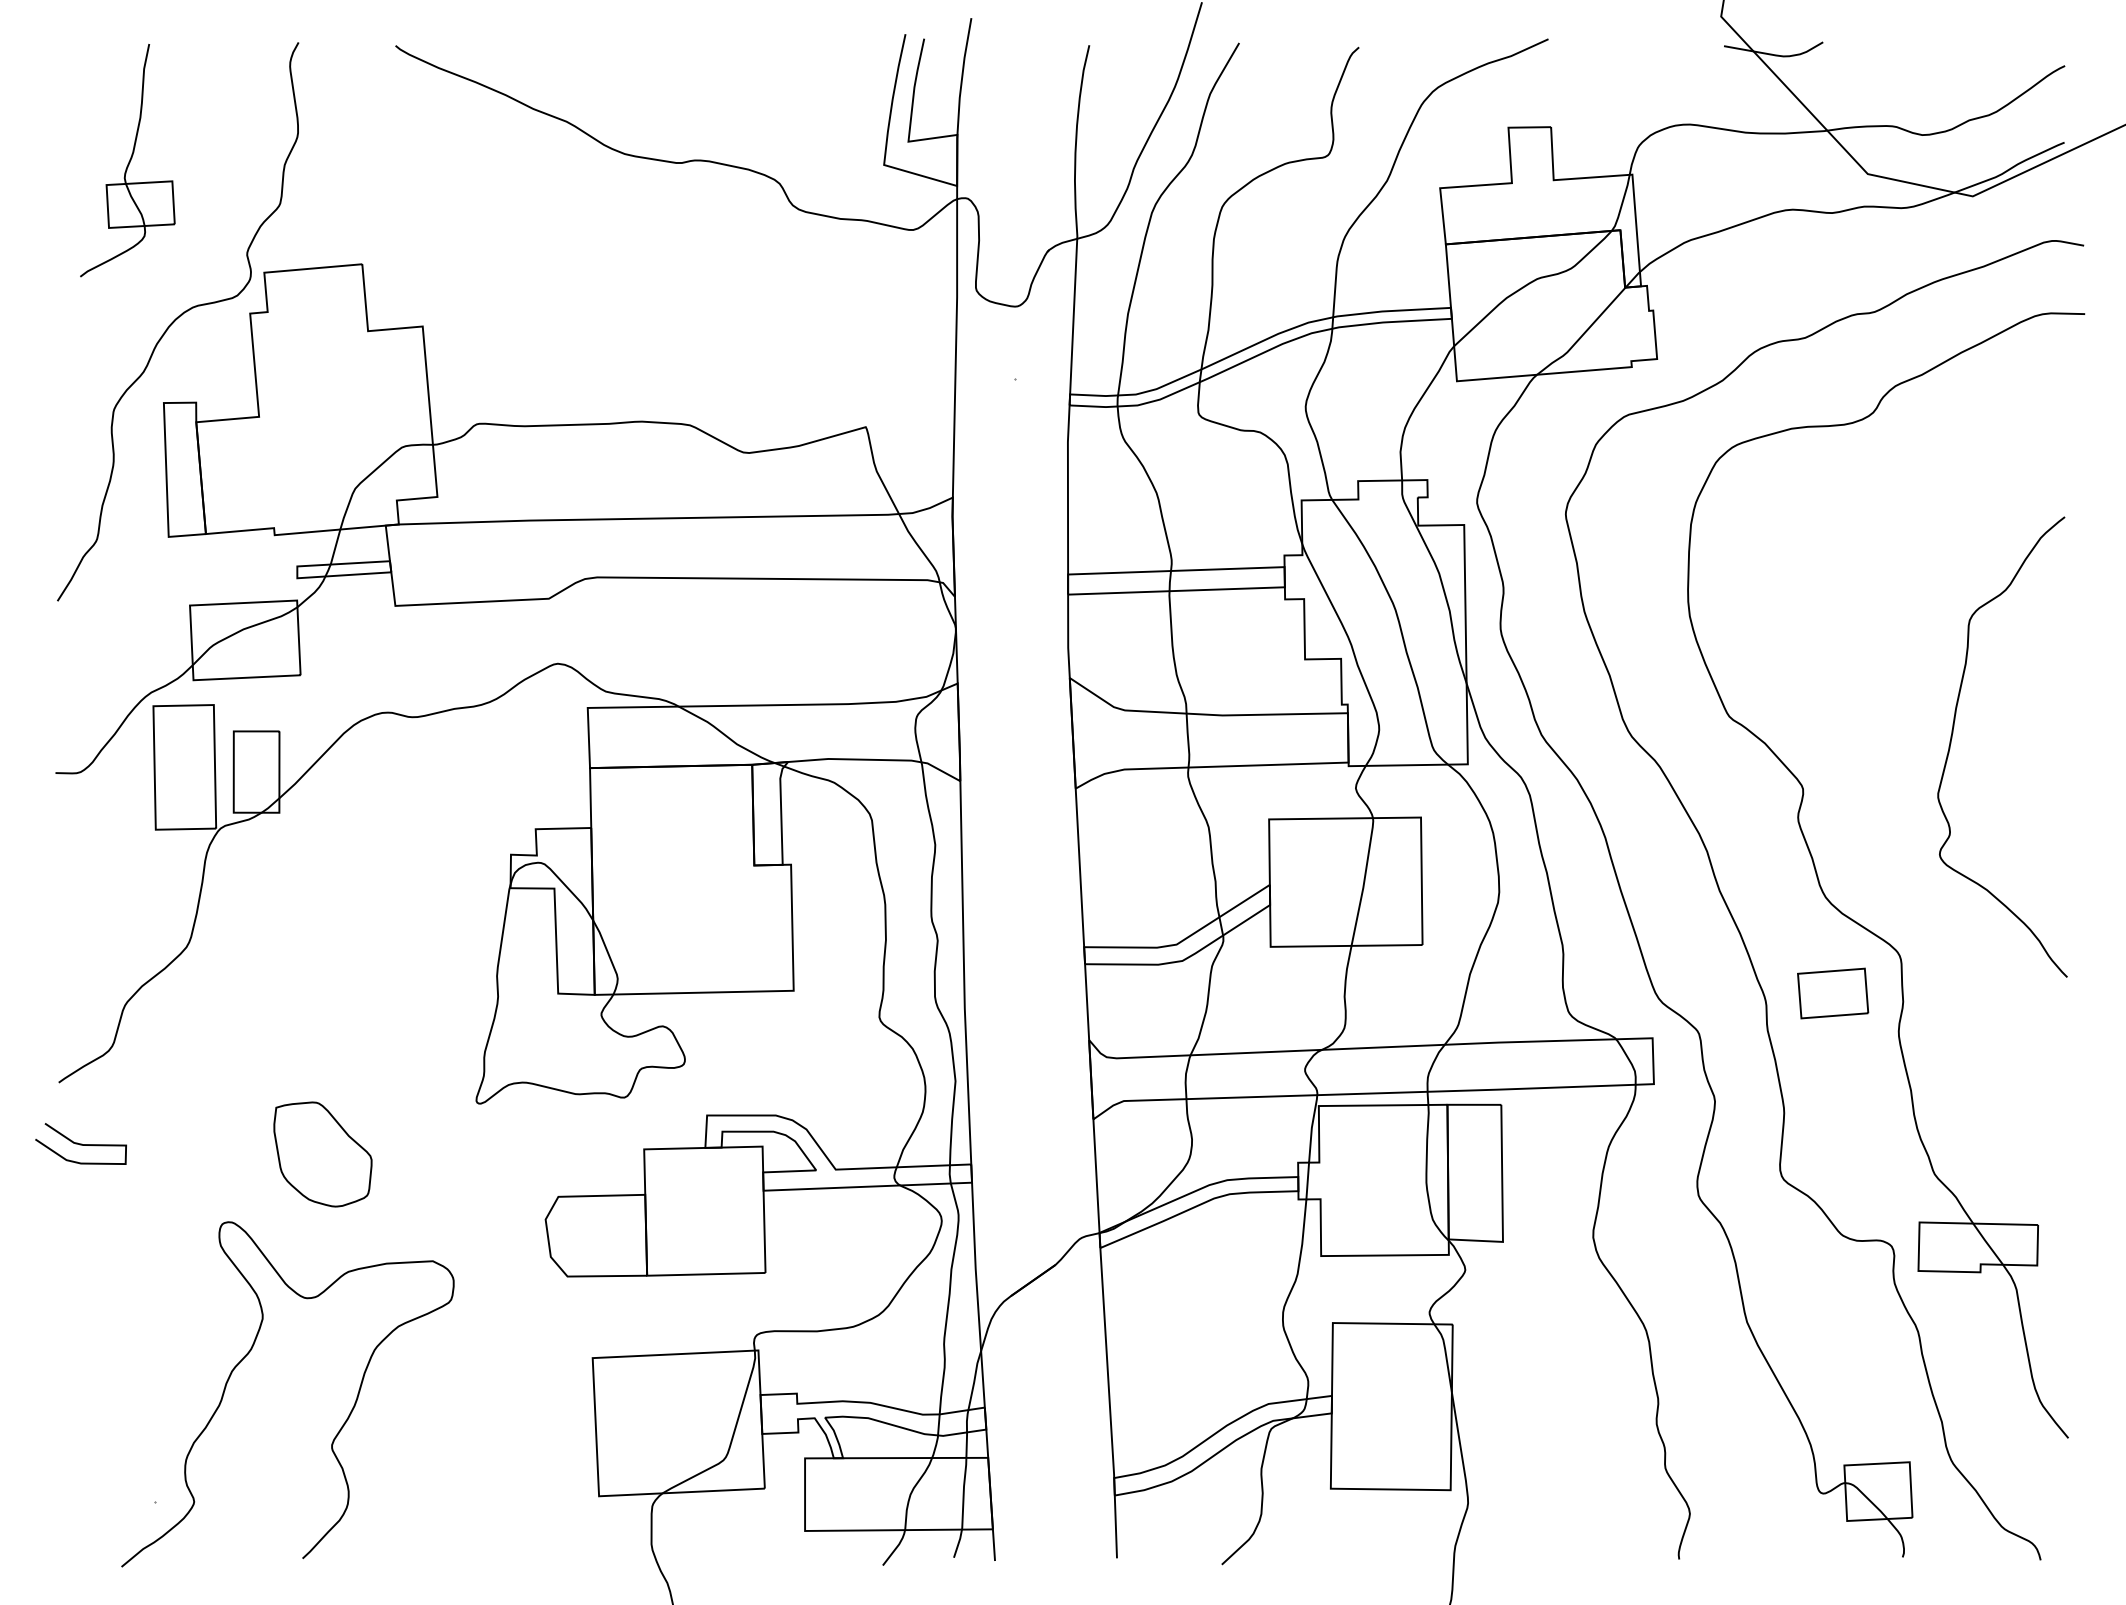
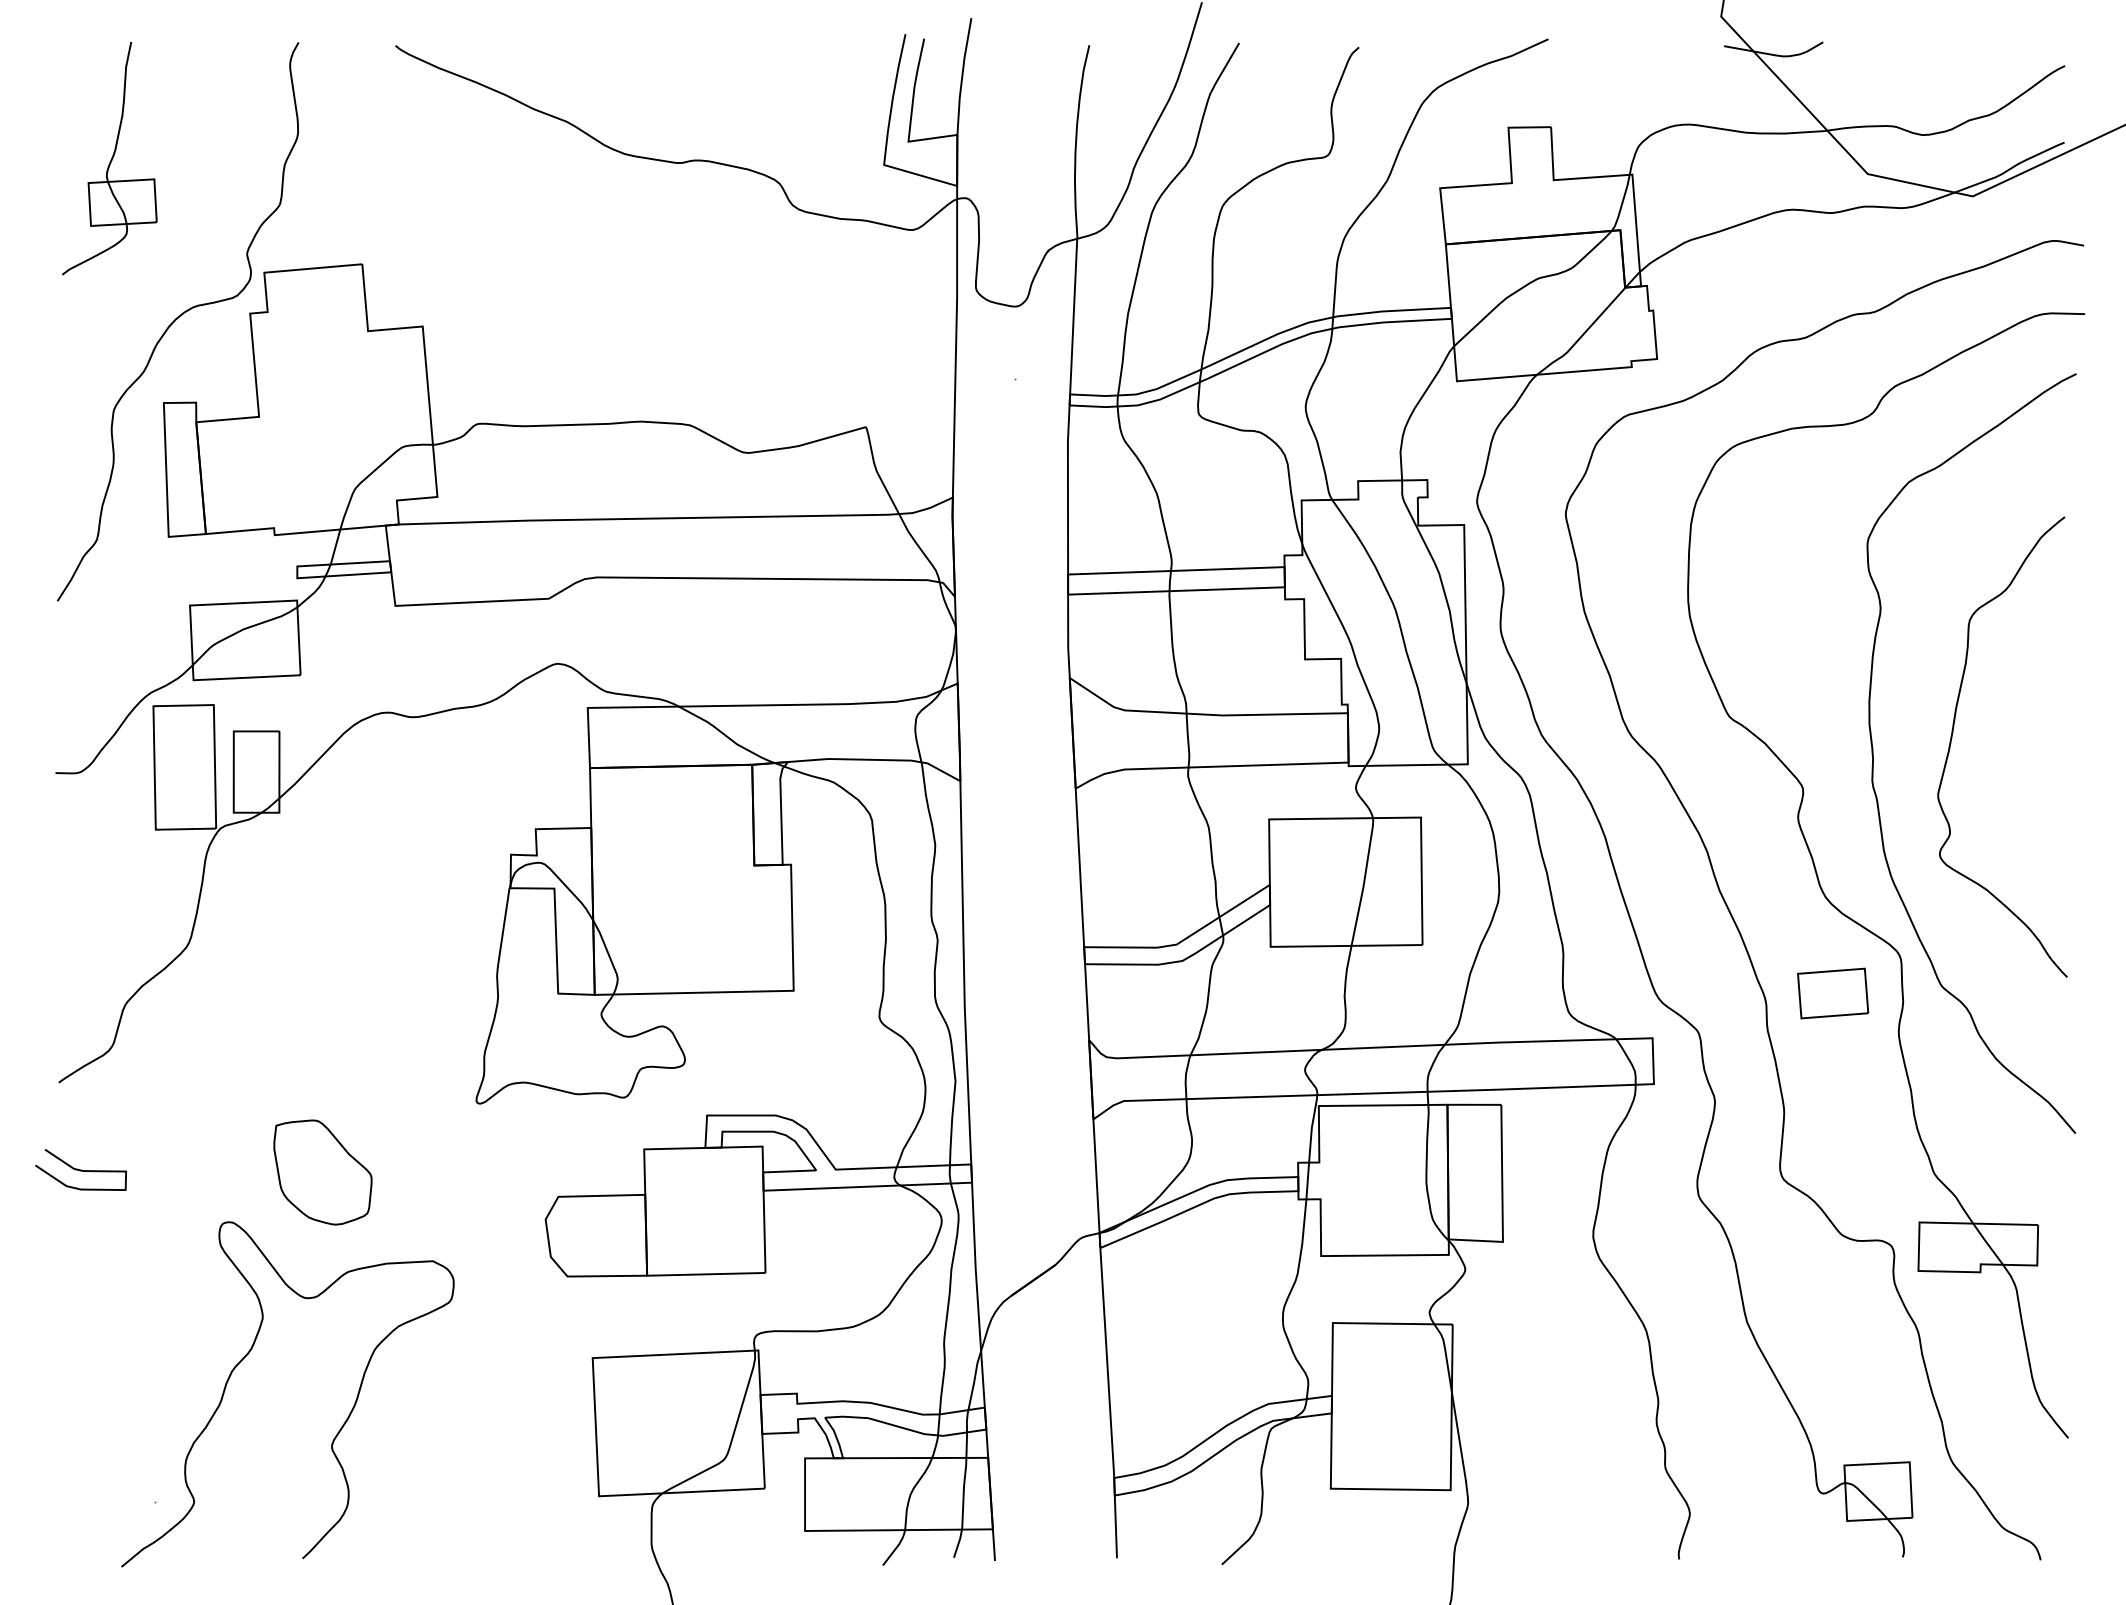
part position: (127, 160) -> (109, 158) (109, 158)
curve: none -> present (1873, 753)
curve position: (80, 1143) -> (80, 1169) (80, 1169)
part position: (322, 1154) -> (322, 1172) (322, 1172)
